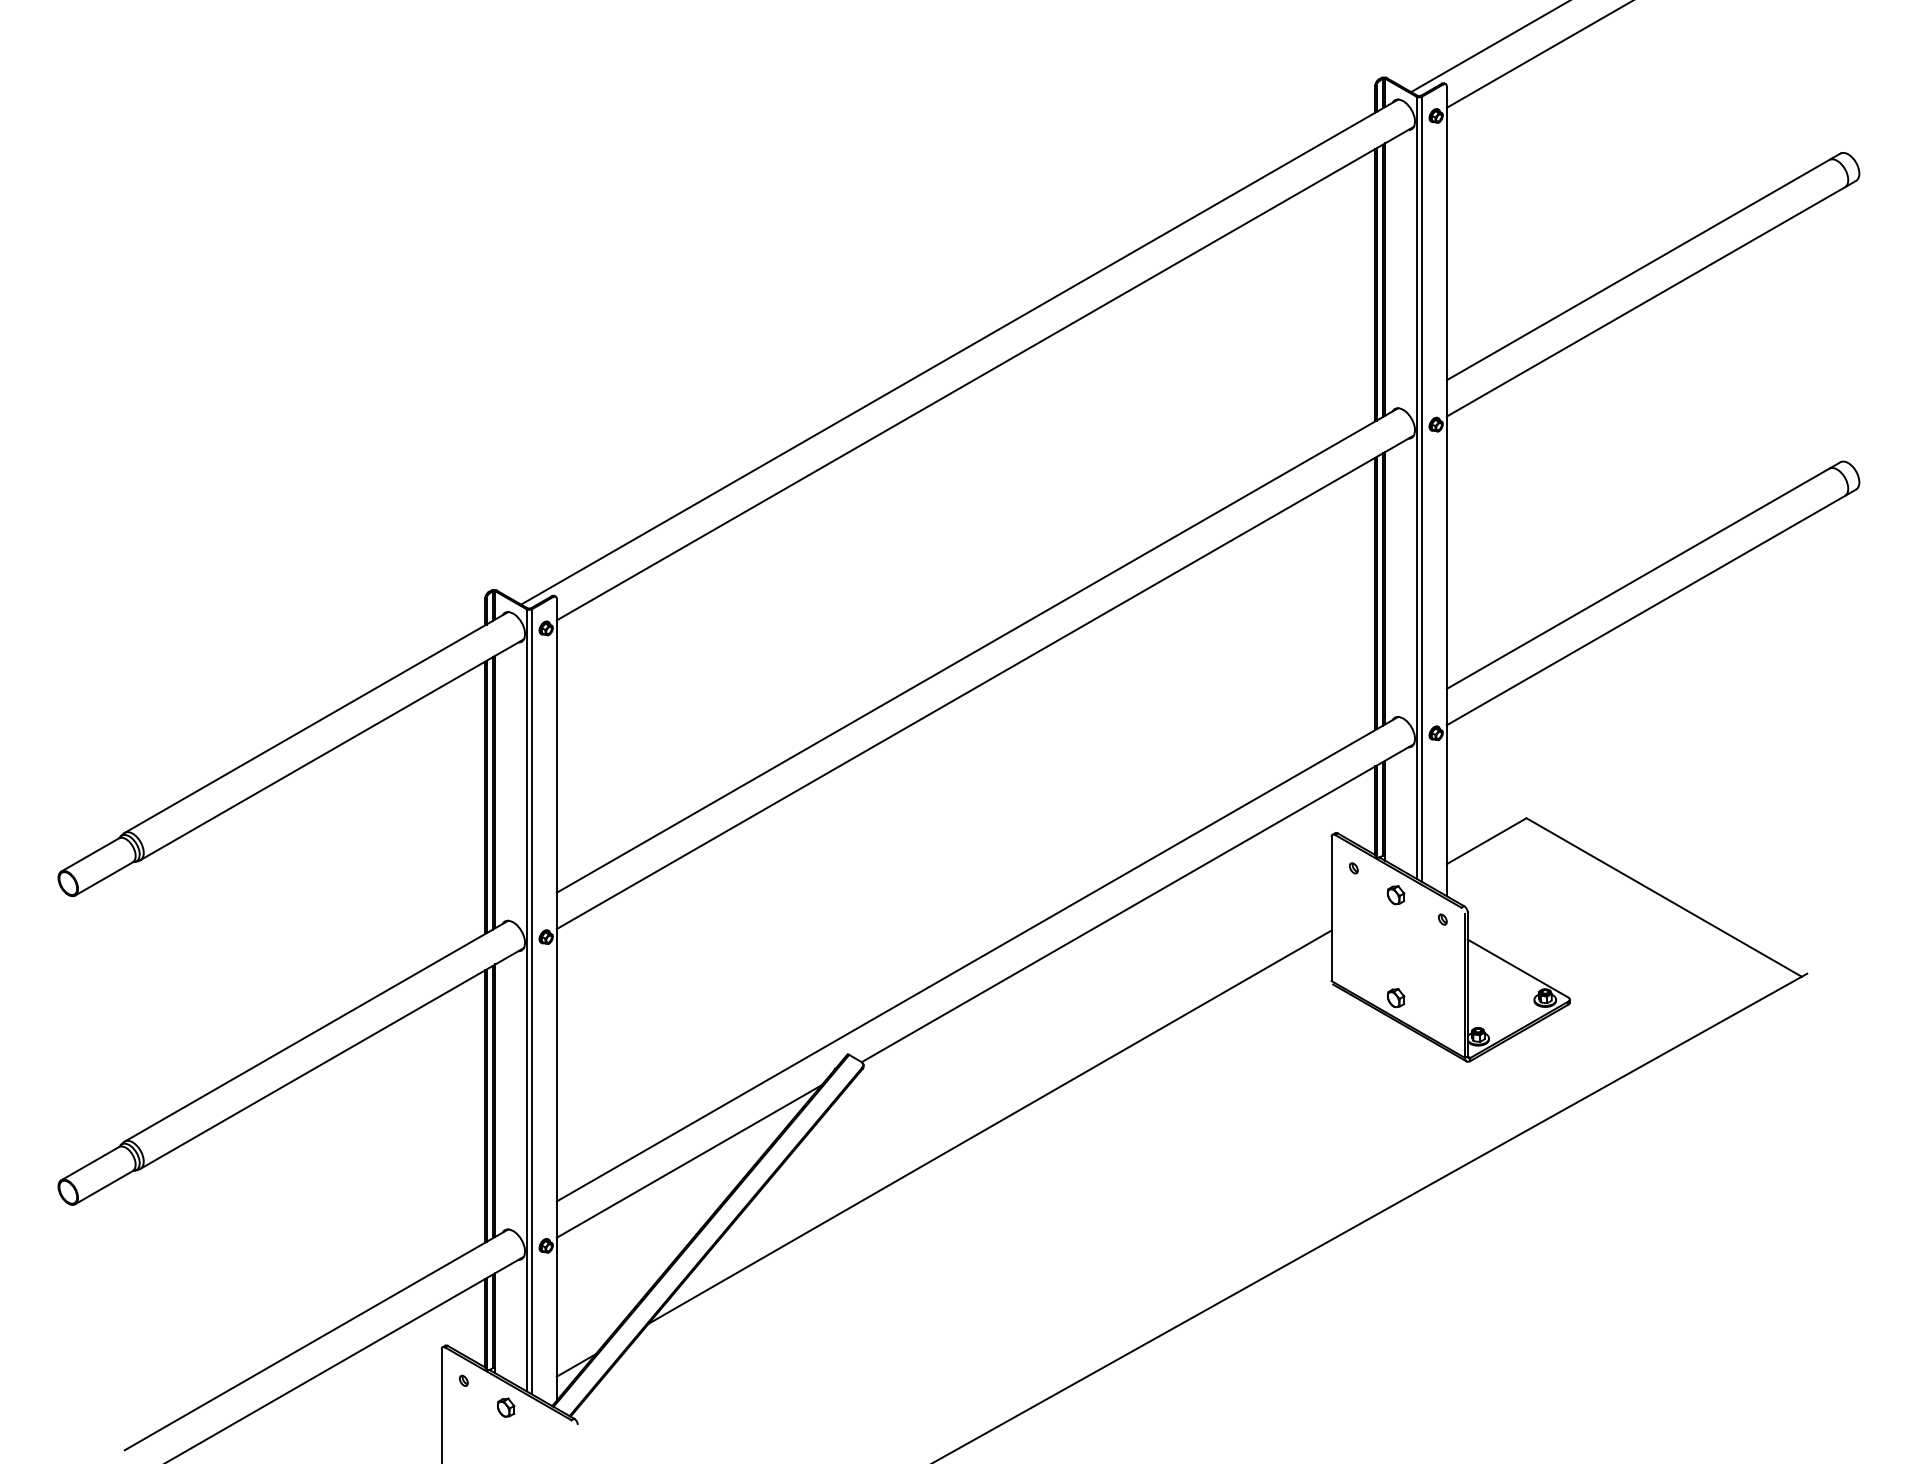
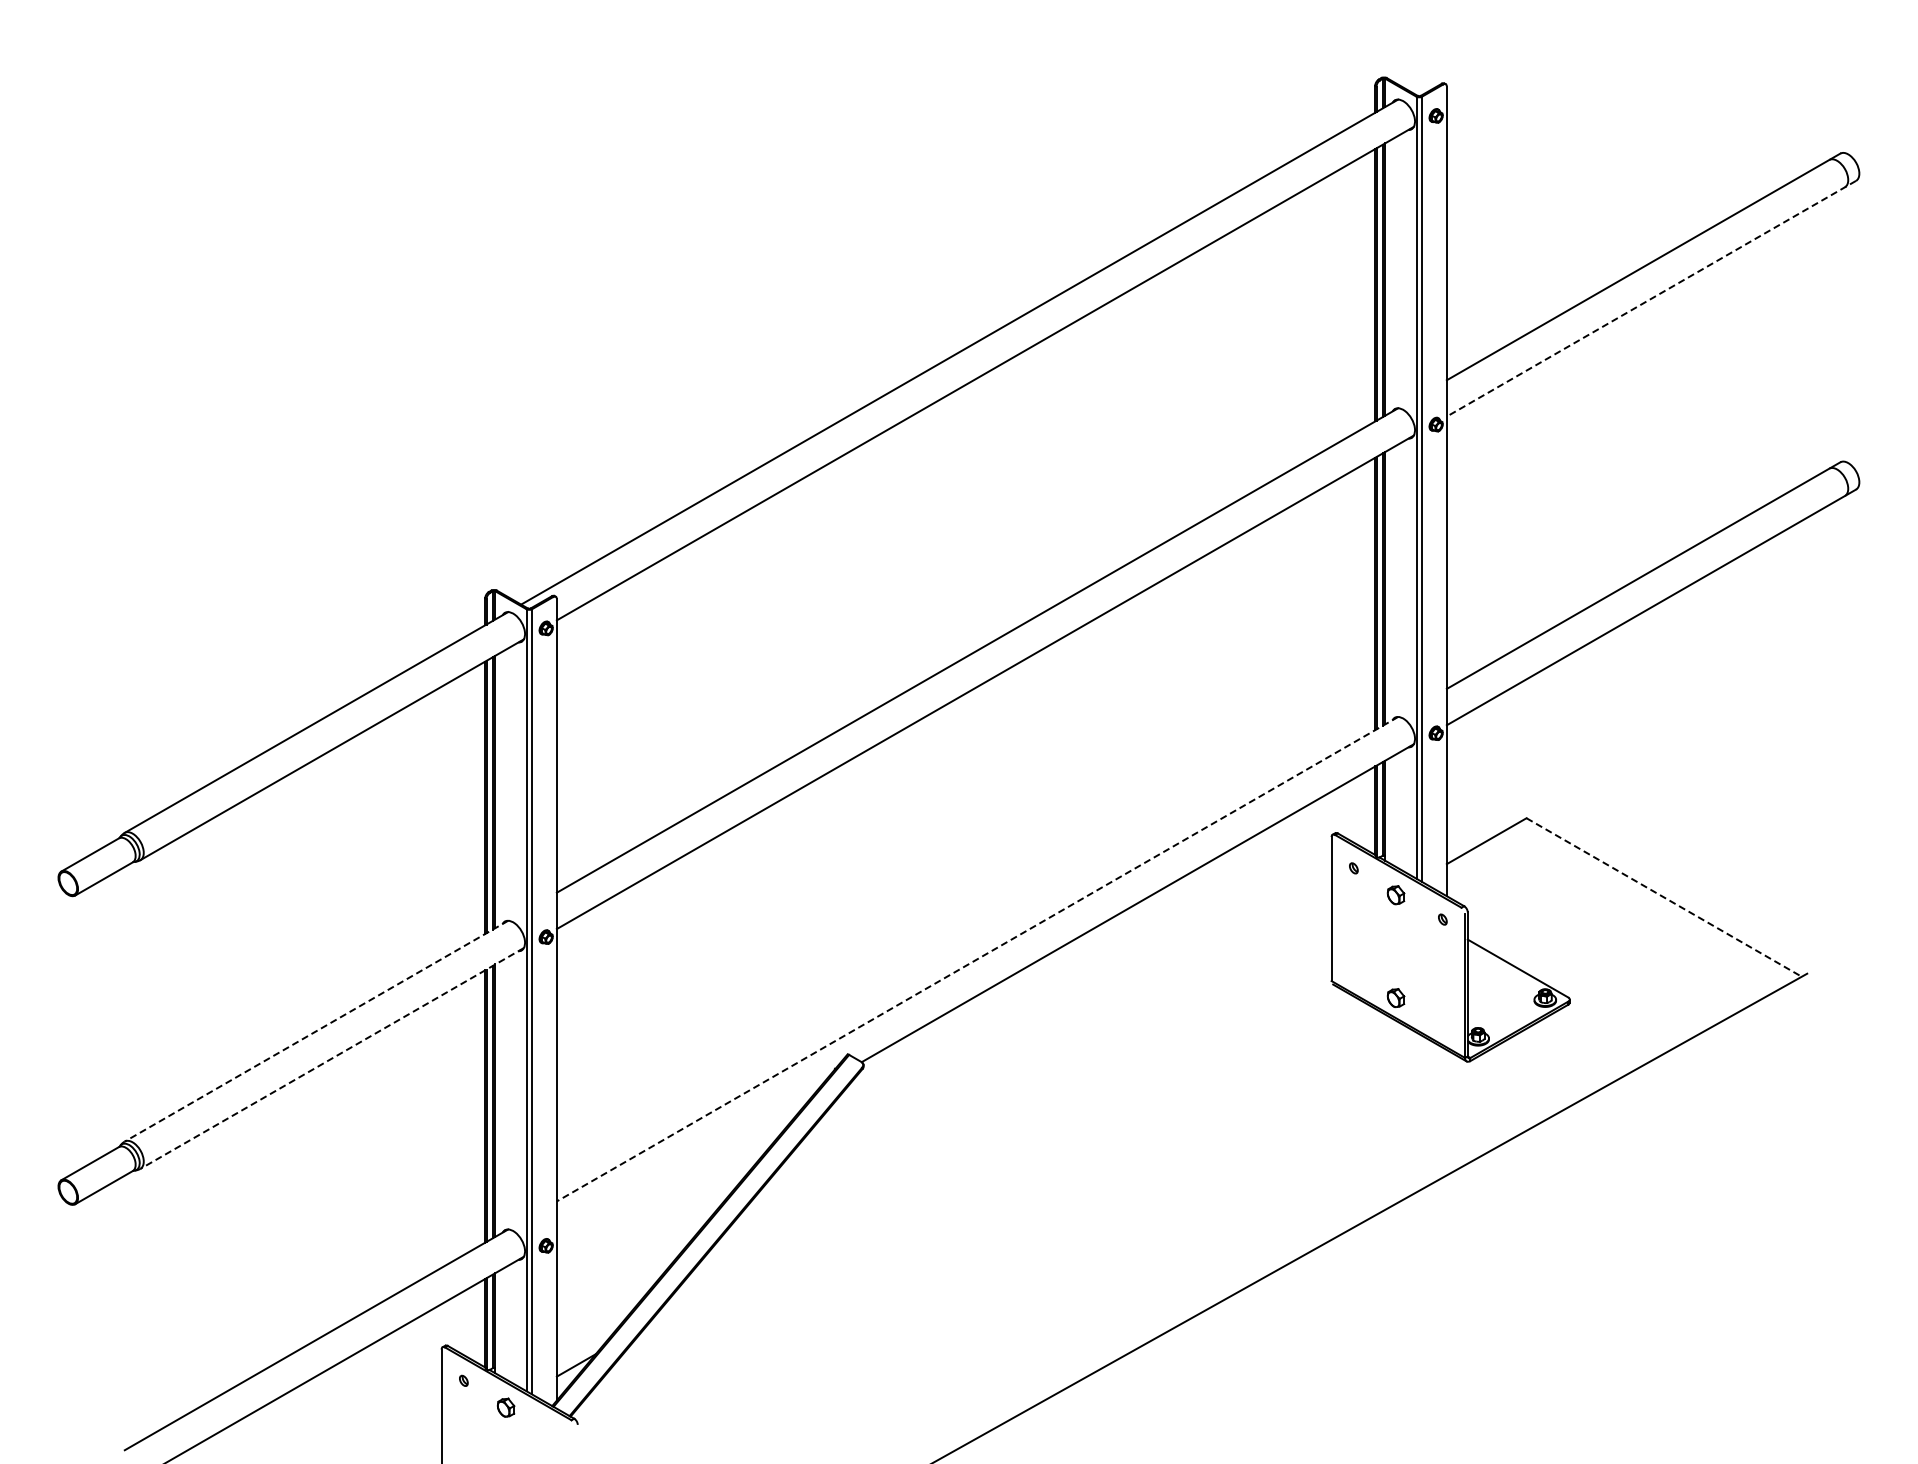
line: present -> none (1489, 47)
line: present -> none (1538, 54)
line: solid -> dashed (1651, 298)
line: solid -> dashed (1664, 897)
line: solid -> dashed (977, 959)
line: solid -> dashed (316, 1031)
line: solid -> dashed (331, 1058)
line: present -> none (989, 1126)
line: present -> none (688, 1161)
